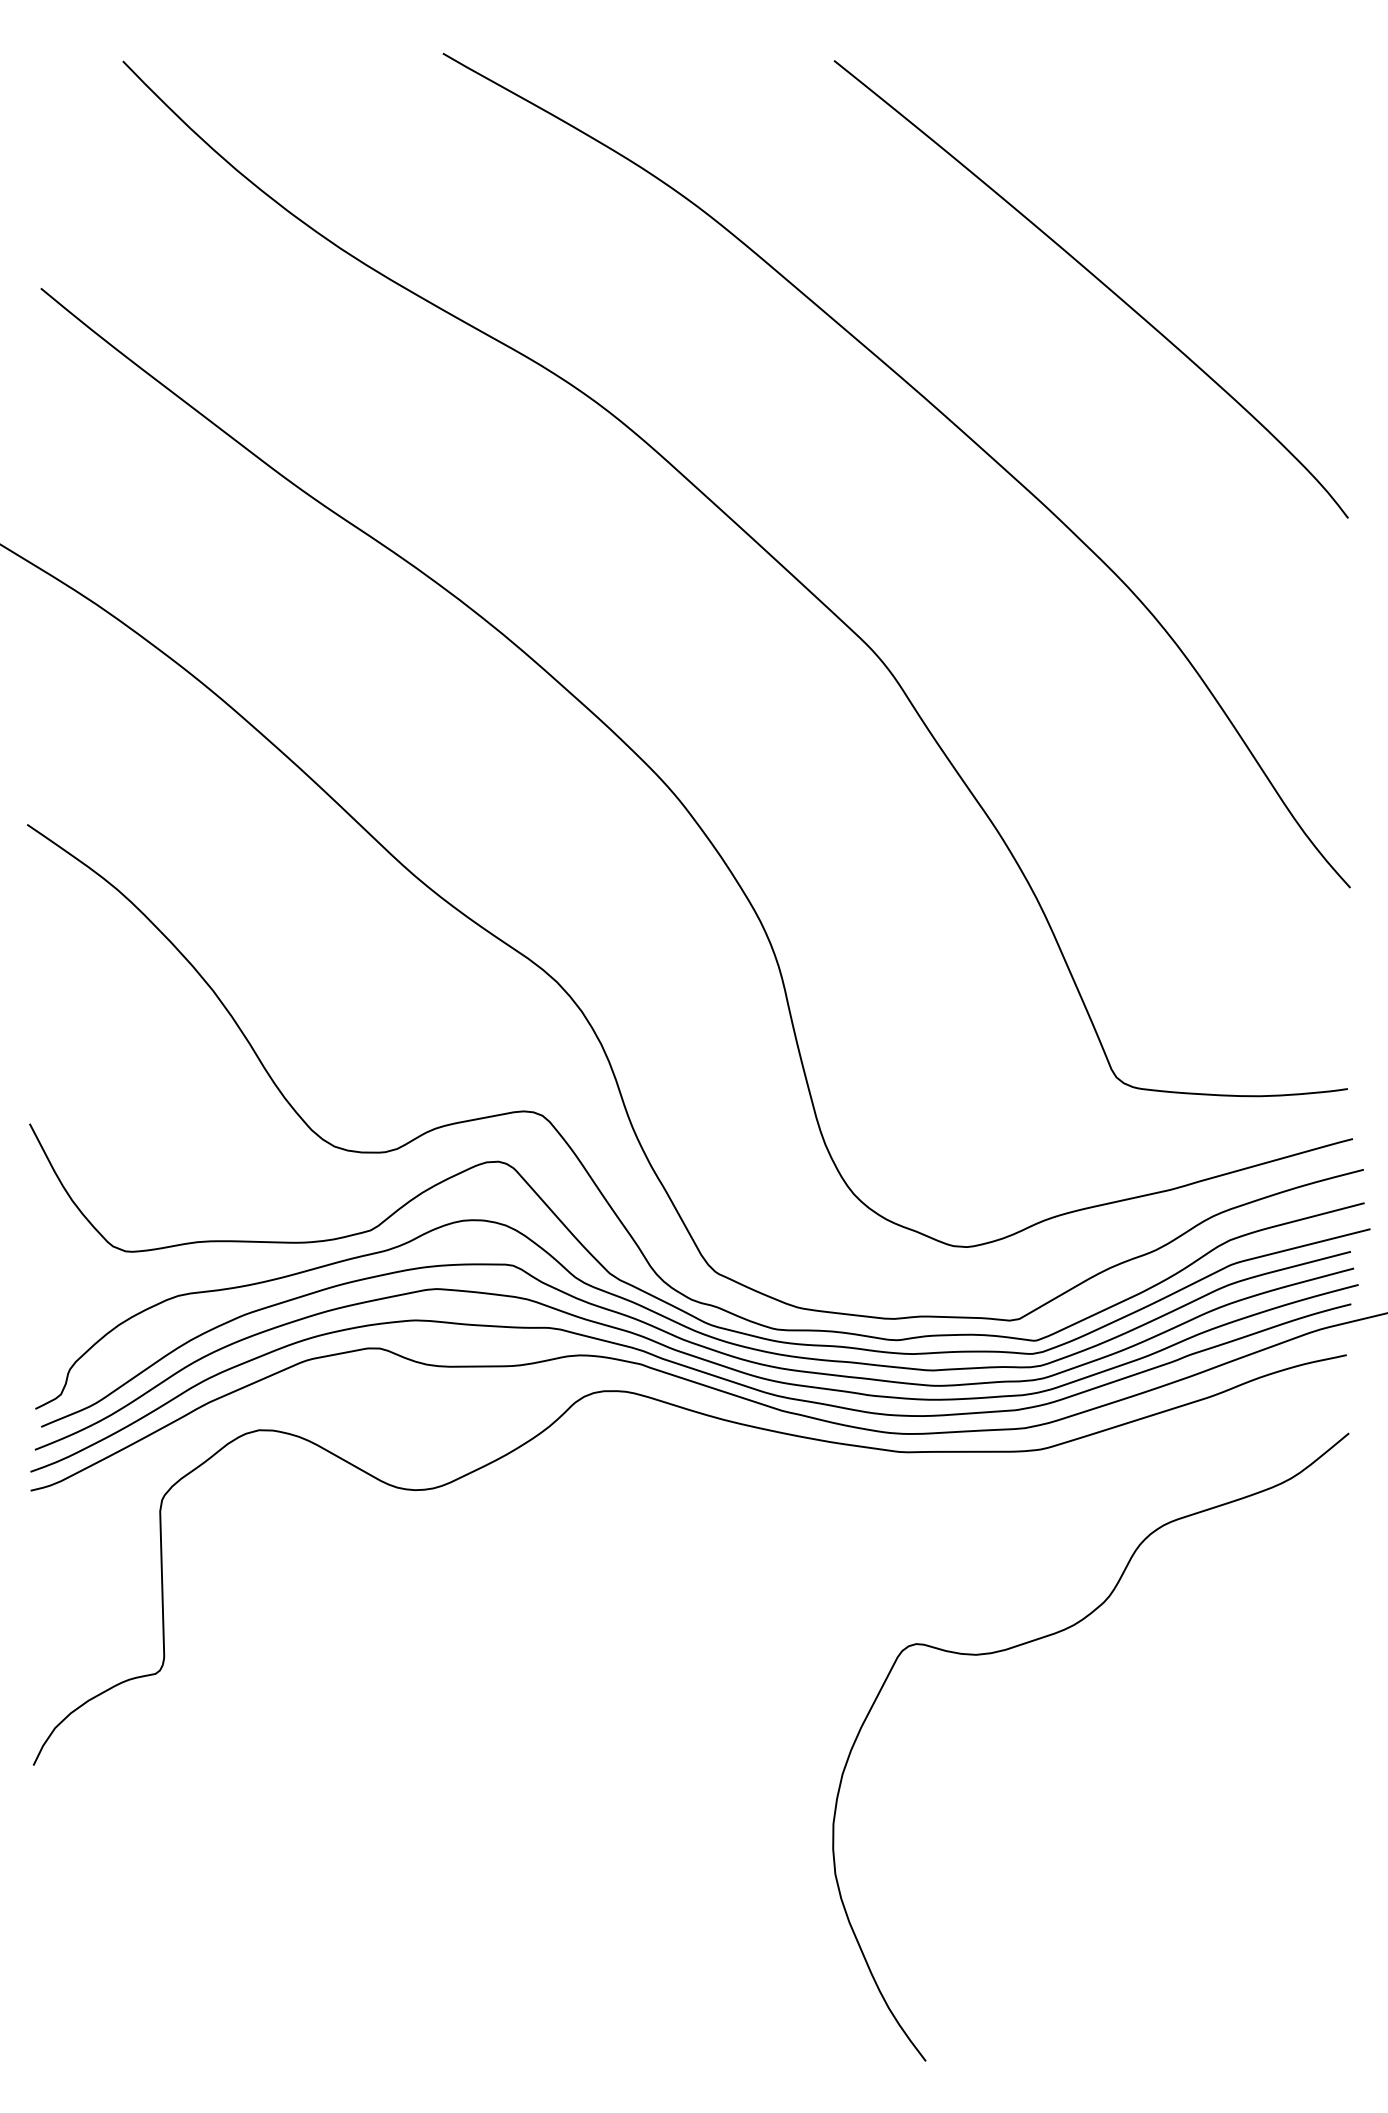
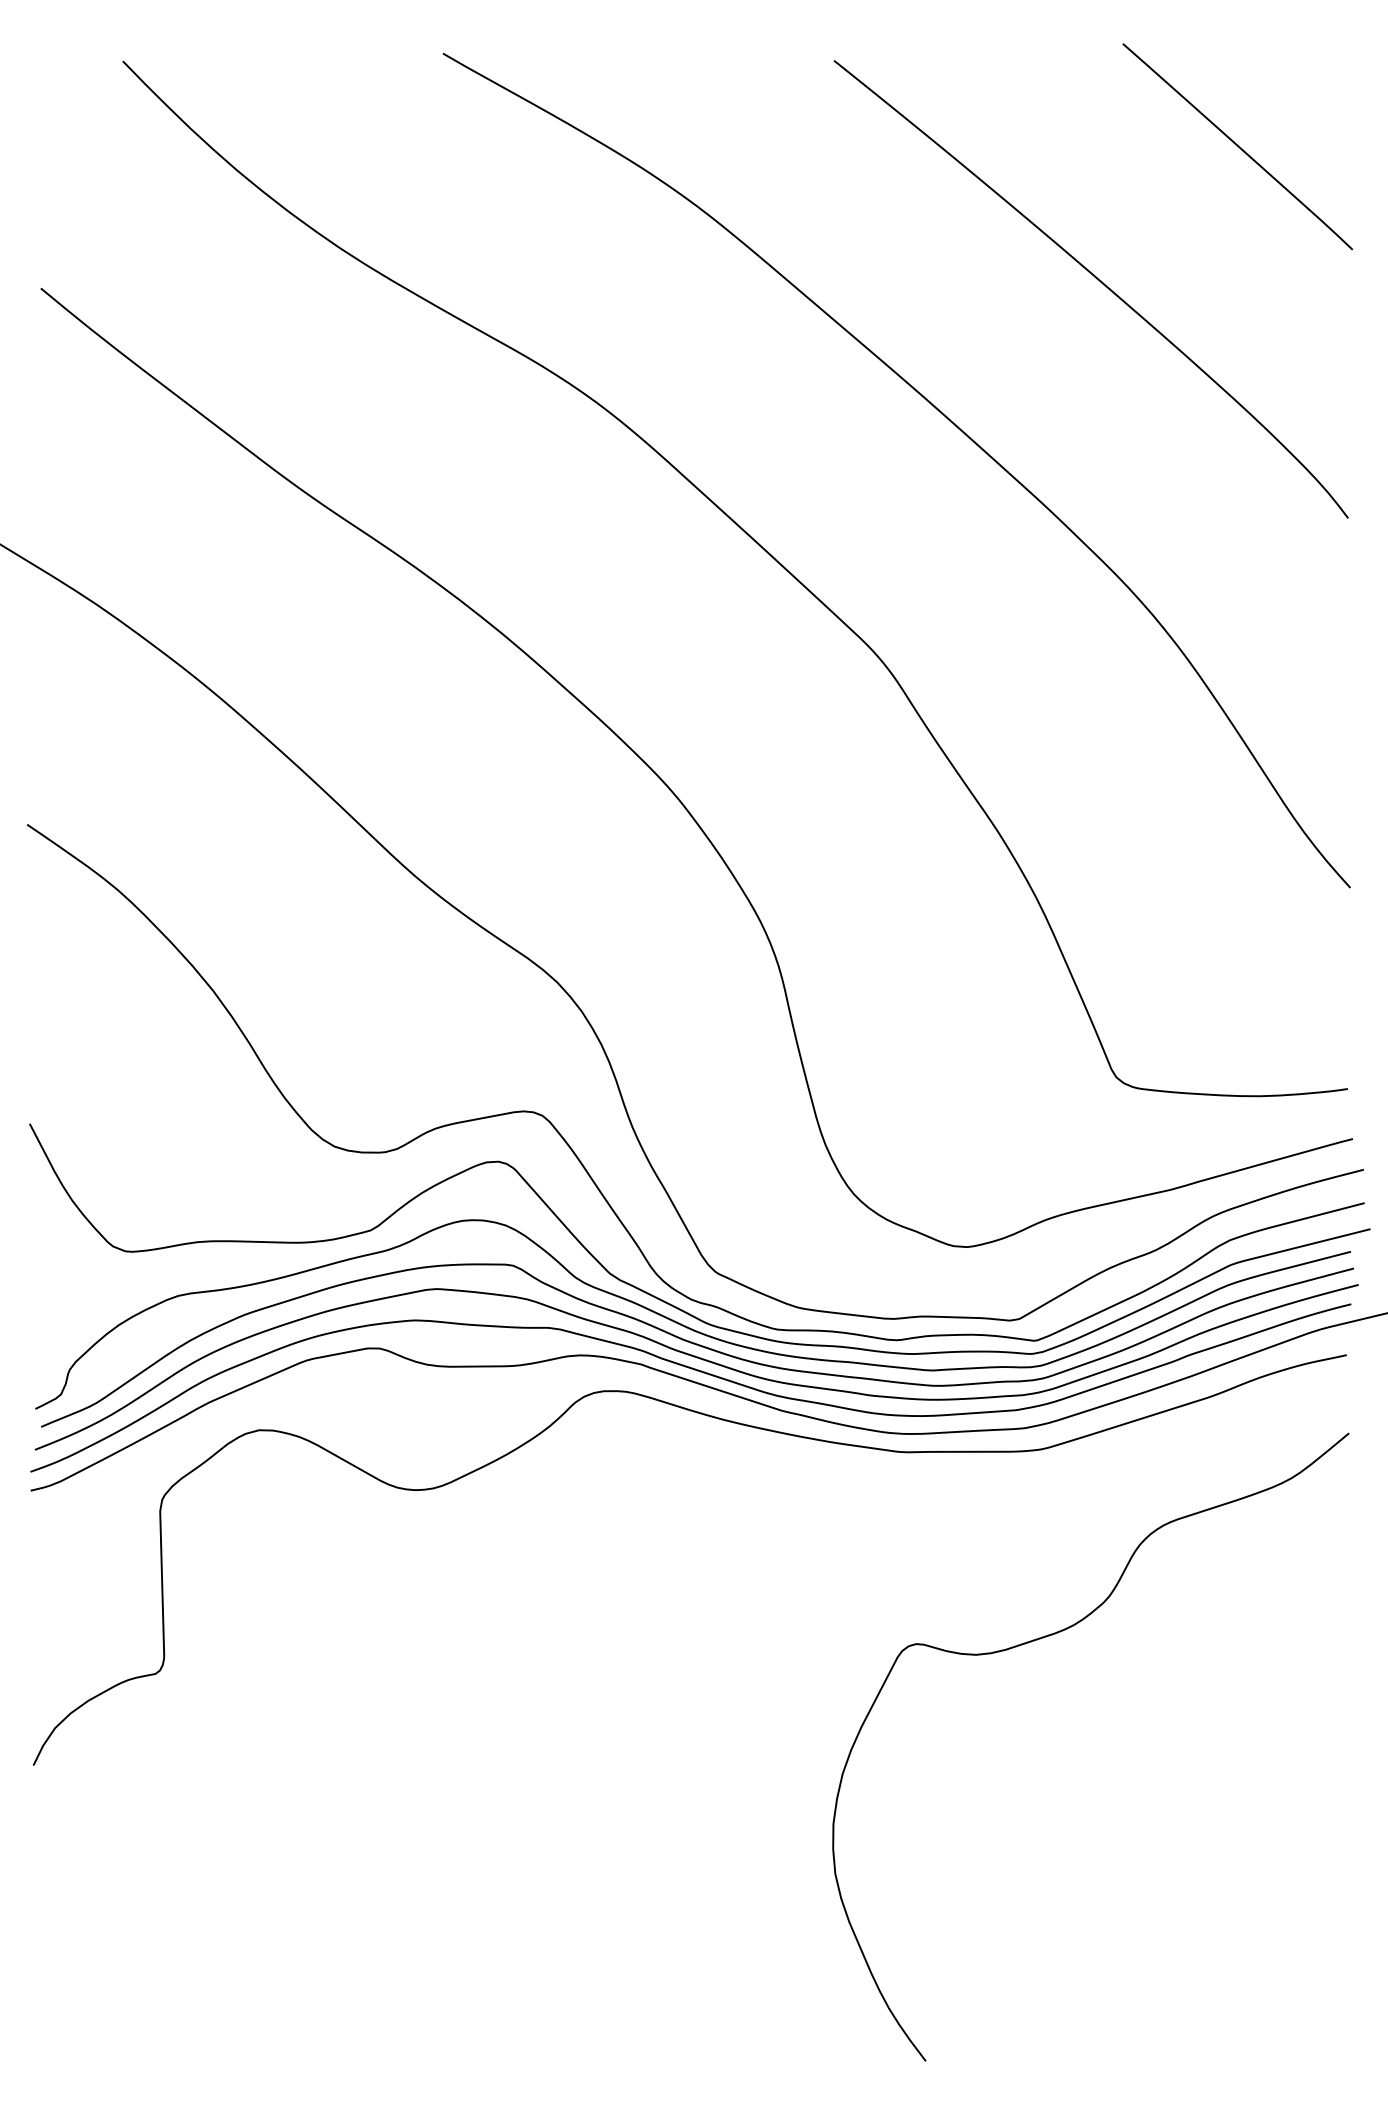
curve: none -> present (1237, 146)
